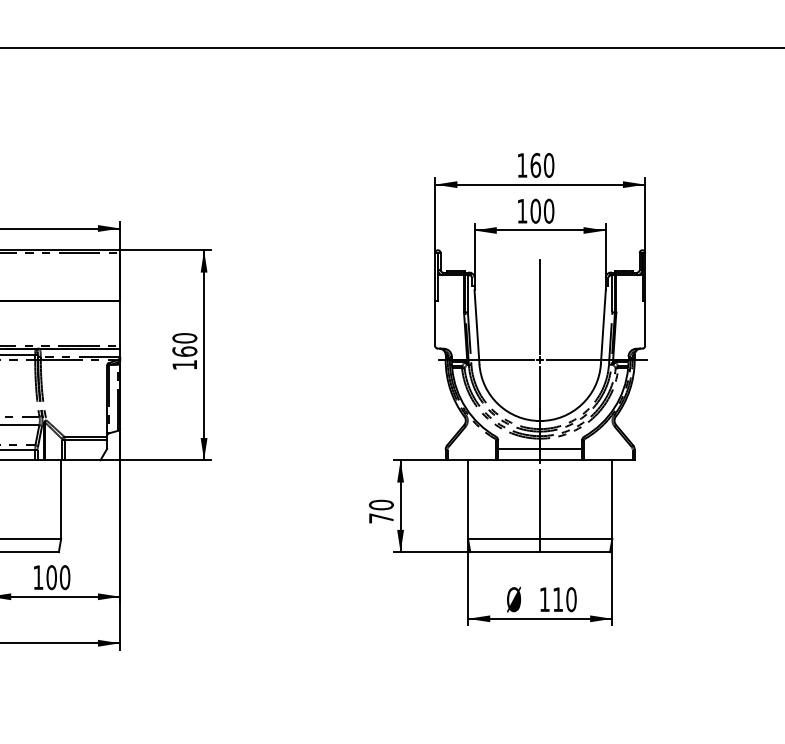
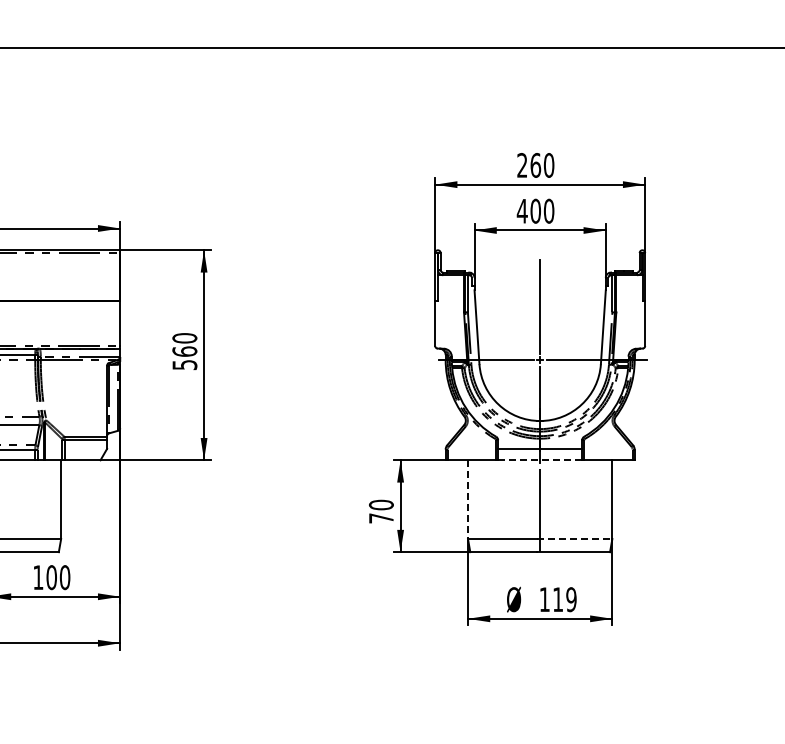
text: 160 -> 260 (522, 165)
text: 100 -> 400 (521, 211)
text: 160 -> 560 (184, 365)
line: solid -> dashed (539, 460)
line: solid -> dashed (467, 500)
line: solid -> dashed (574, 539)
text: 110 -> 119 (571, 599)
